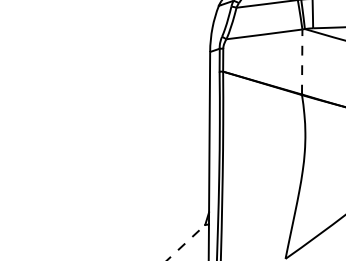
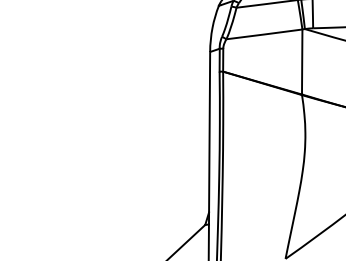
line: dashed -> solid (302, 62)
line: dashed -> solid (186, 242)
